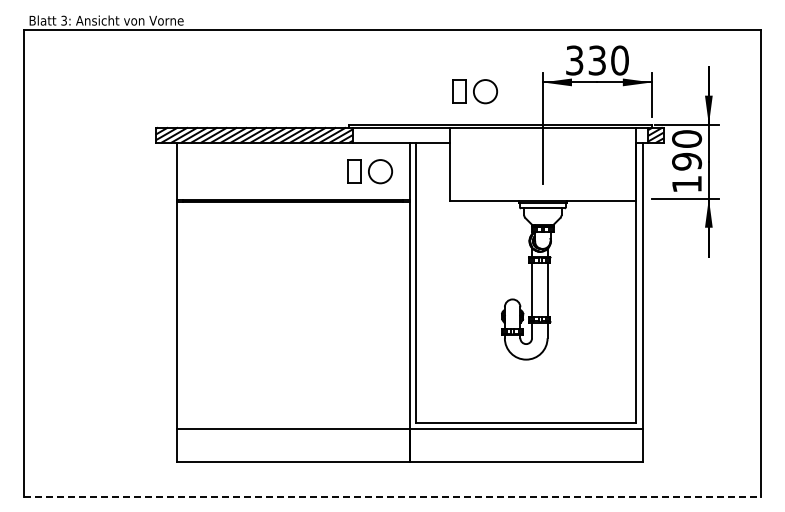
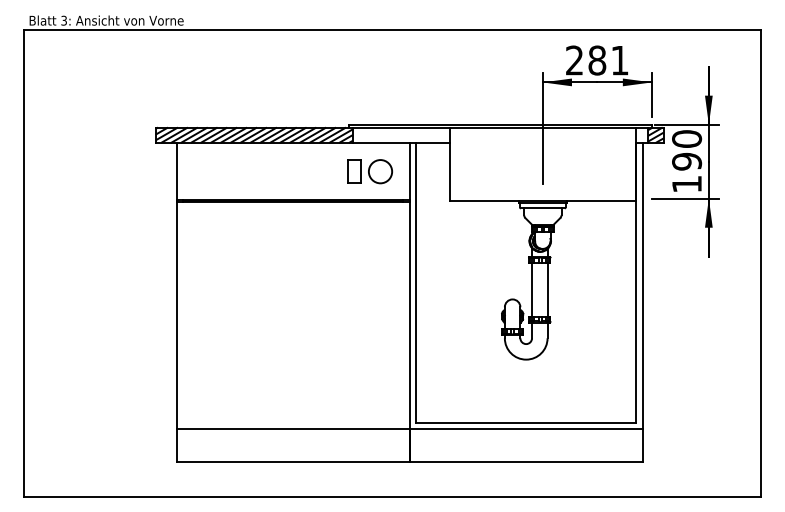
text: 330 -> 281 (597, 60)
part: present -> none (474, 91)
line: dashed -> solid (392, 496)
